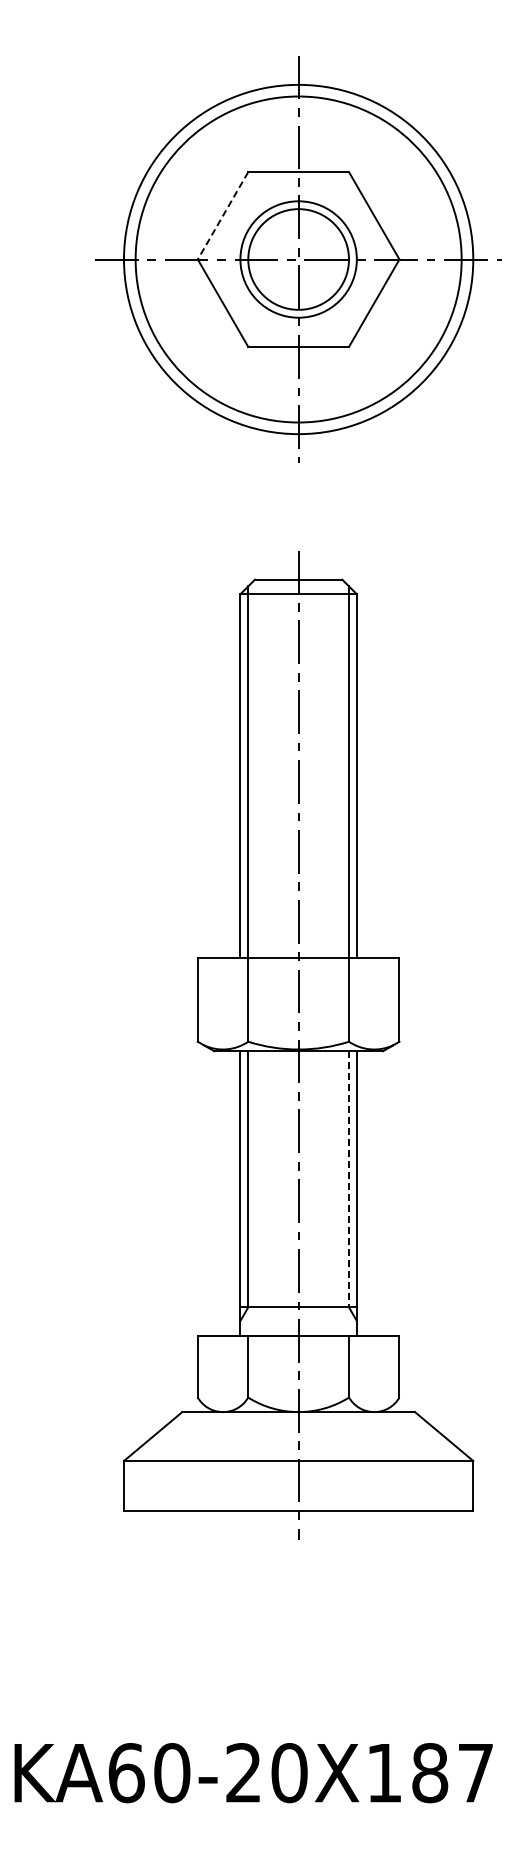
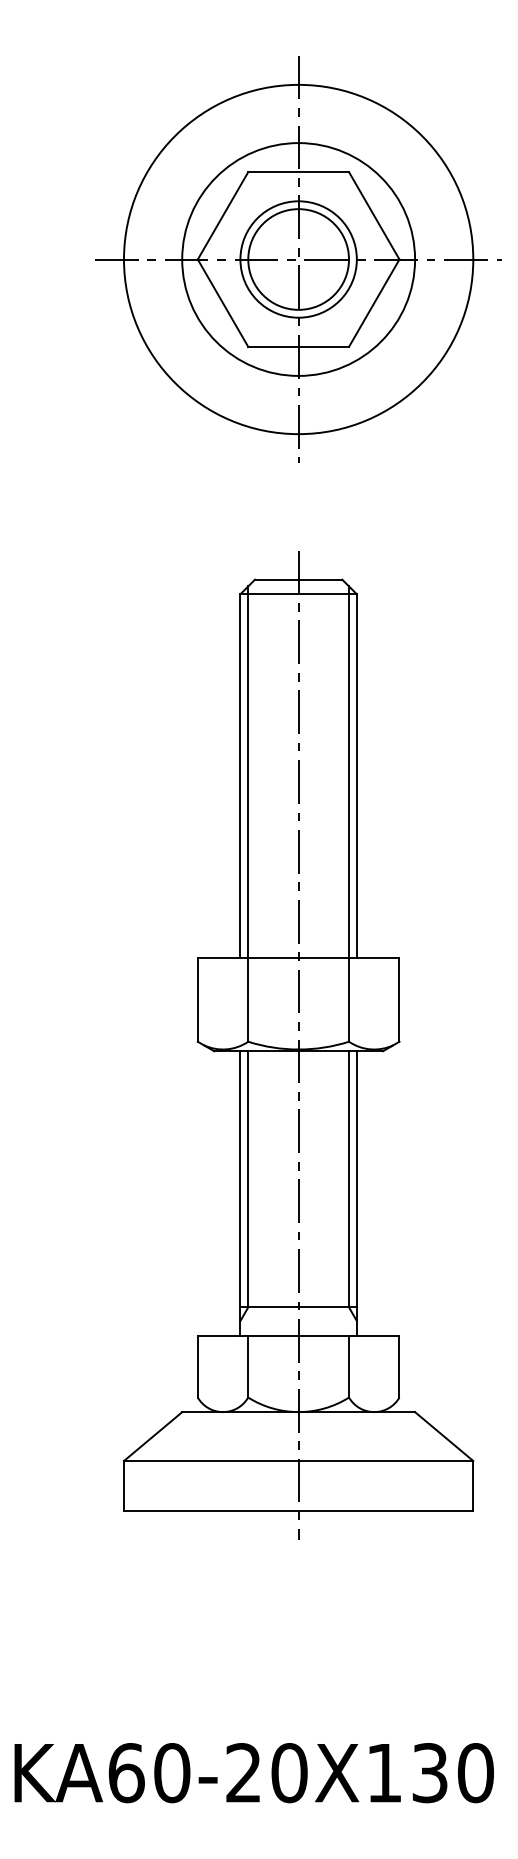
line: dashed -> solid (222, 216)
circle diameter: 326 px -> 233 px (298, 259)
line: dashed -> solid (349, 1179)
text: KA60-20X187 -> KA60-20X130 (452, 1773)
